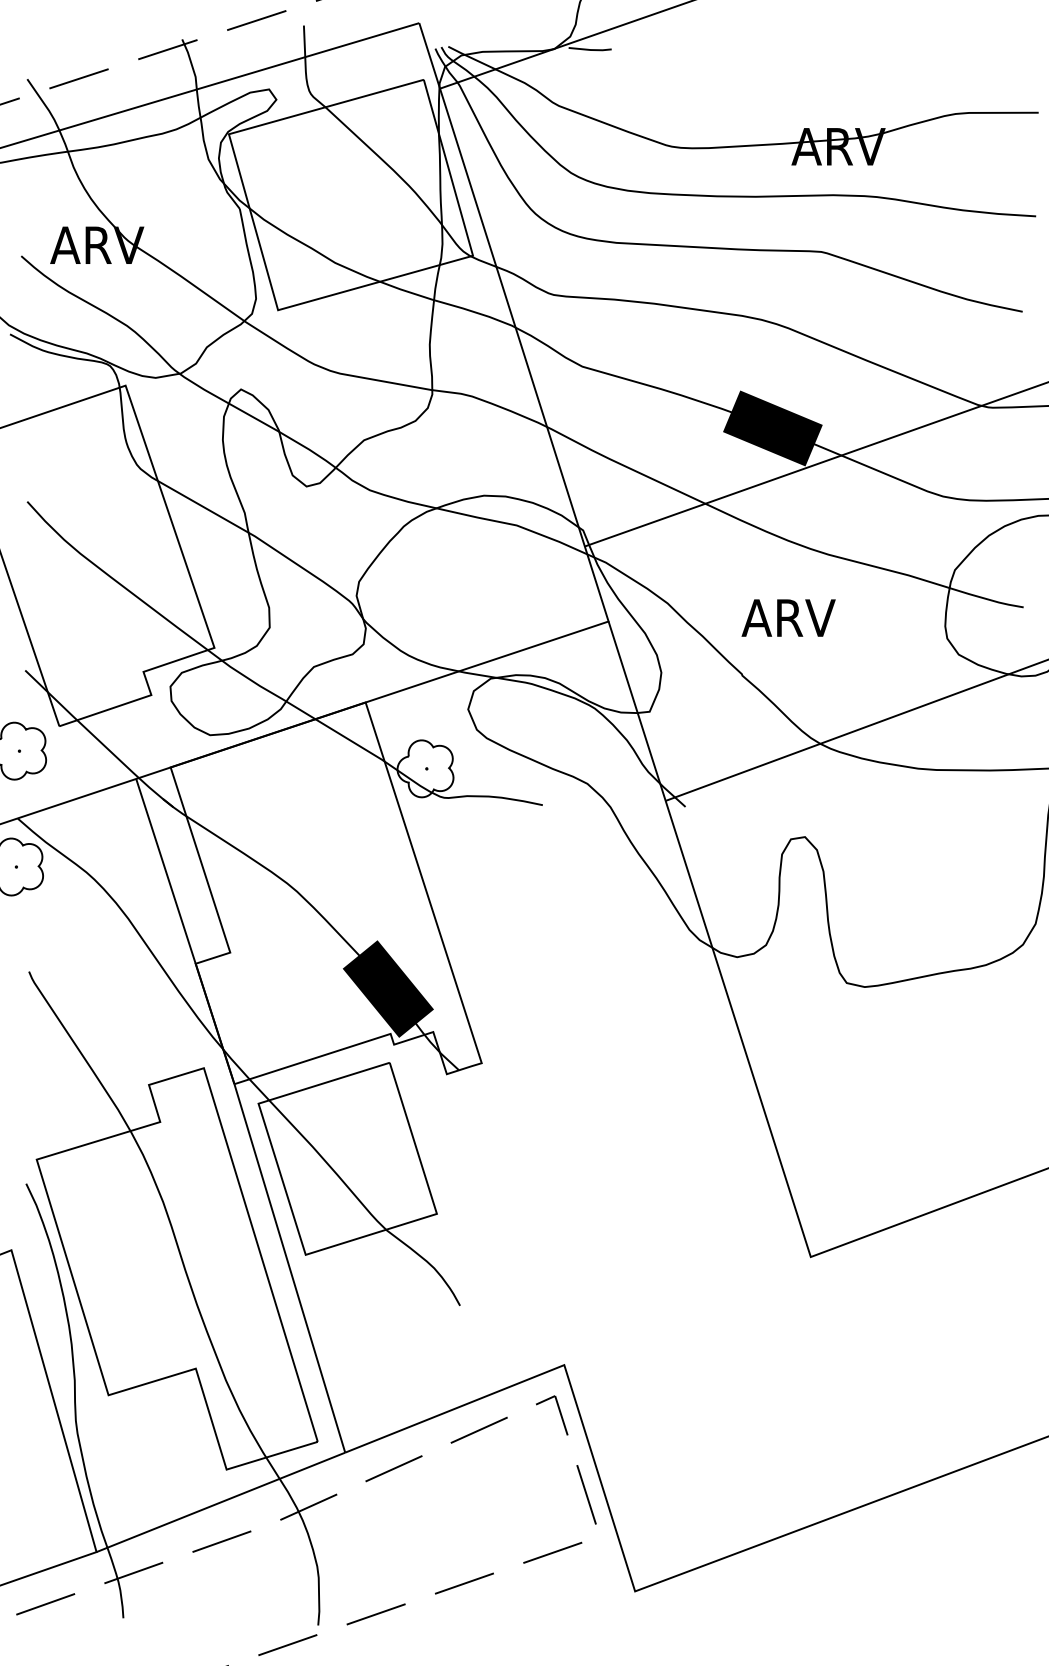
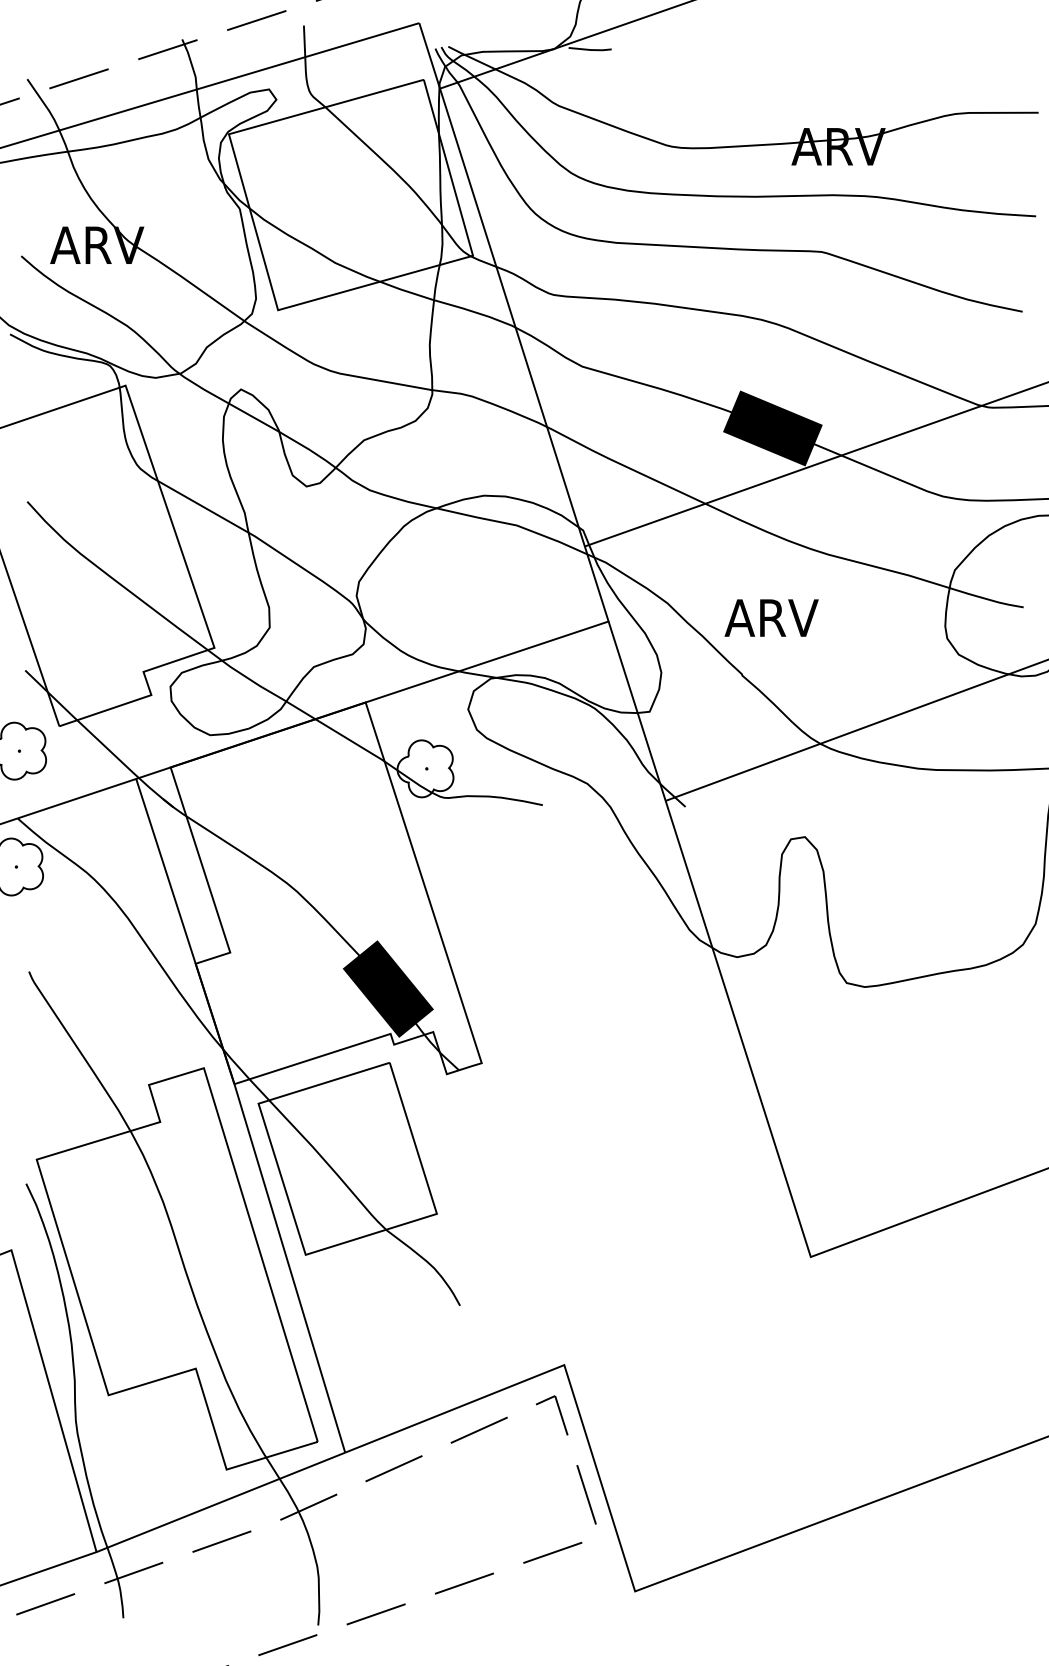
text position: (788, 617) -> (771, 617) (771, 617)
